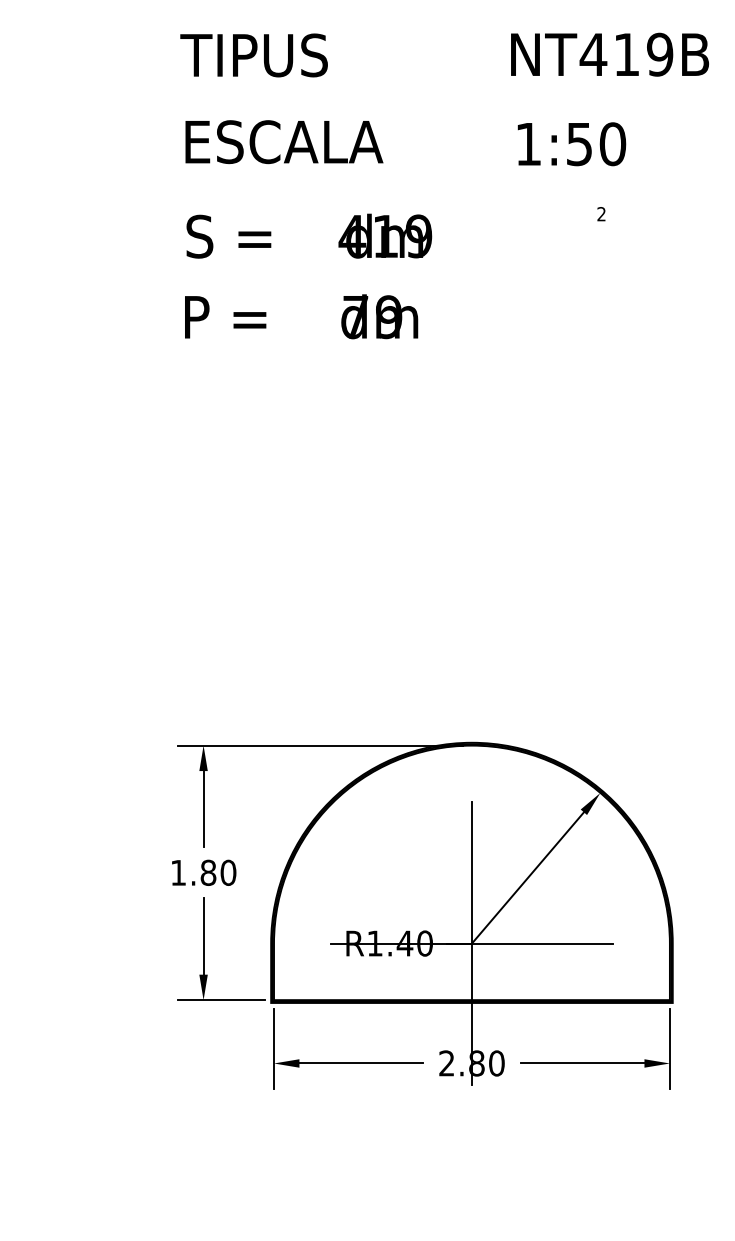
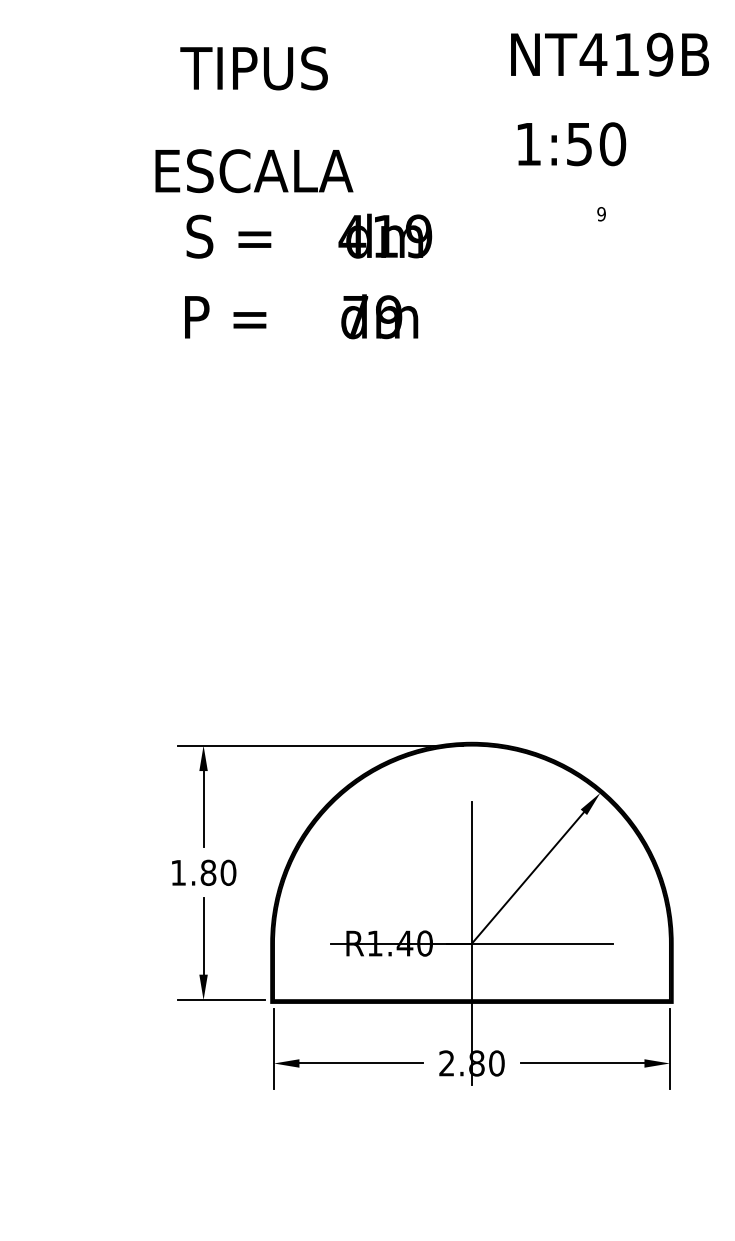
text position: (253, 55) -> (253, 68) (253, 68)
text position: (284, 142) -> (254, 171) (254, 171)
text: 2 -> 9 (601, 214)
